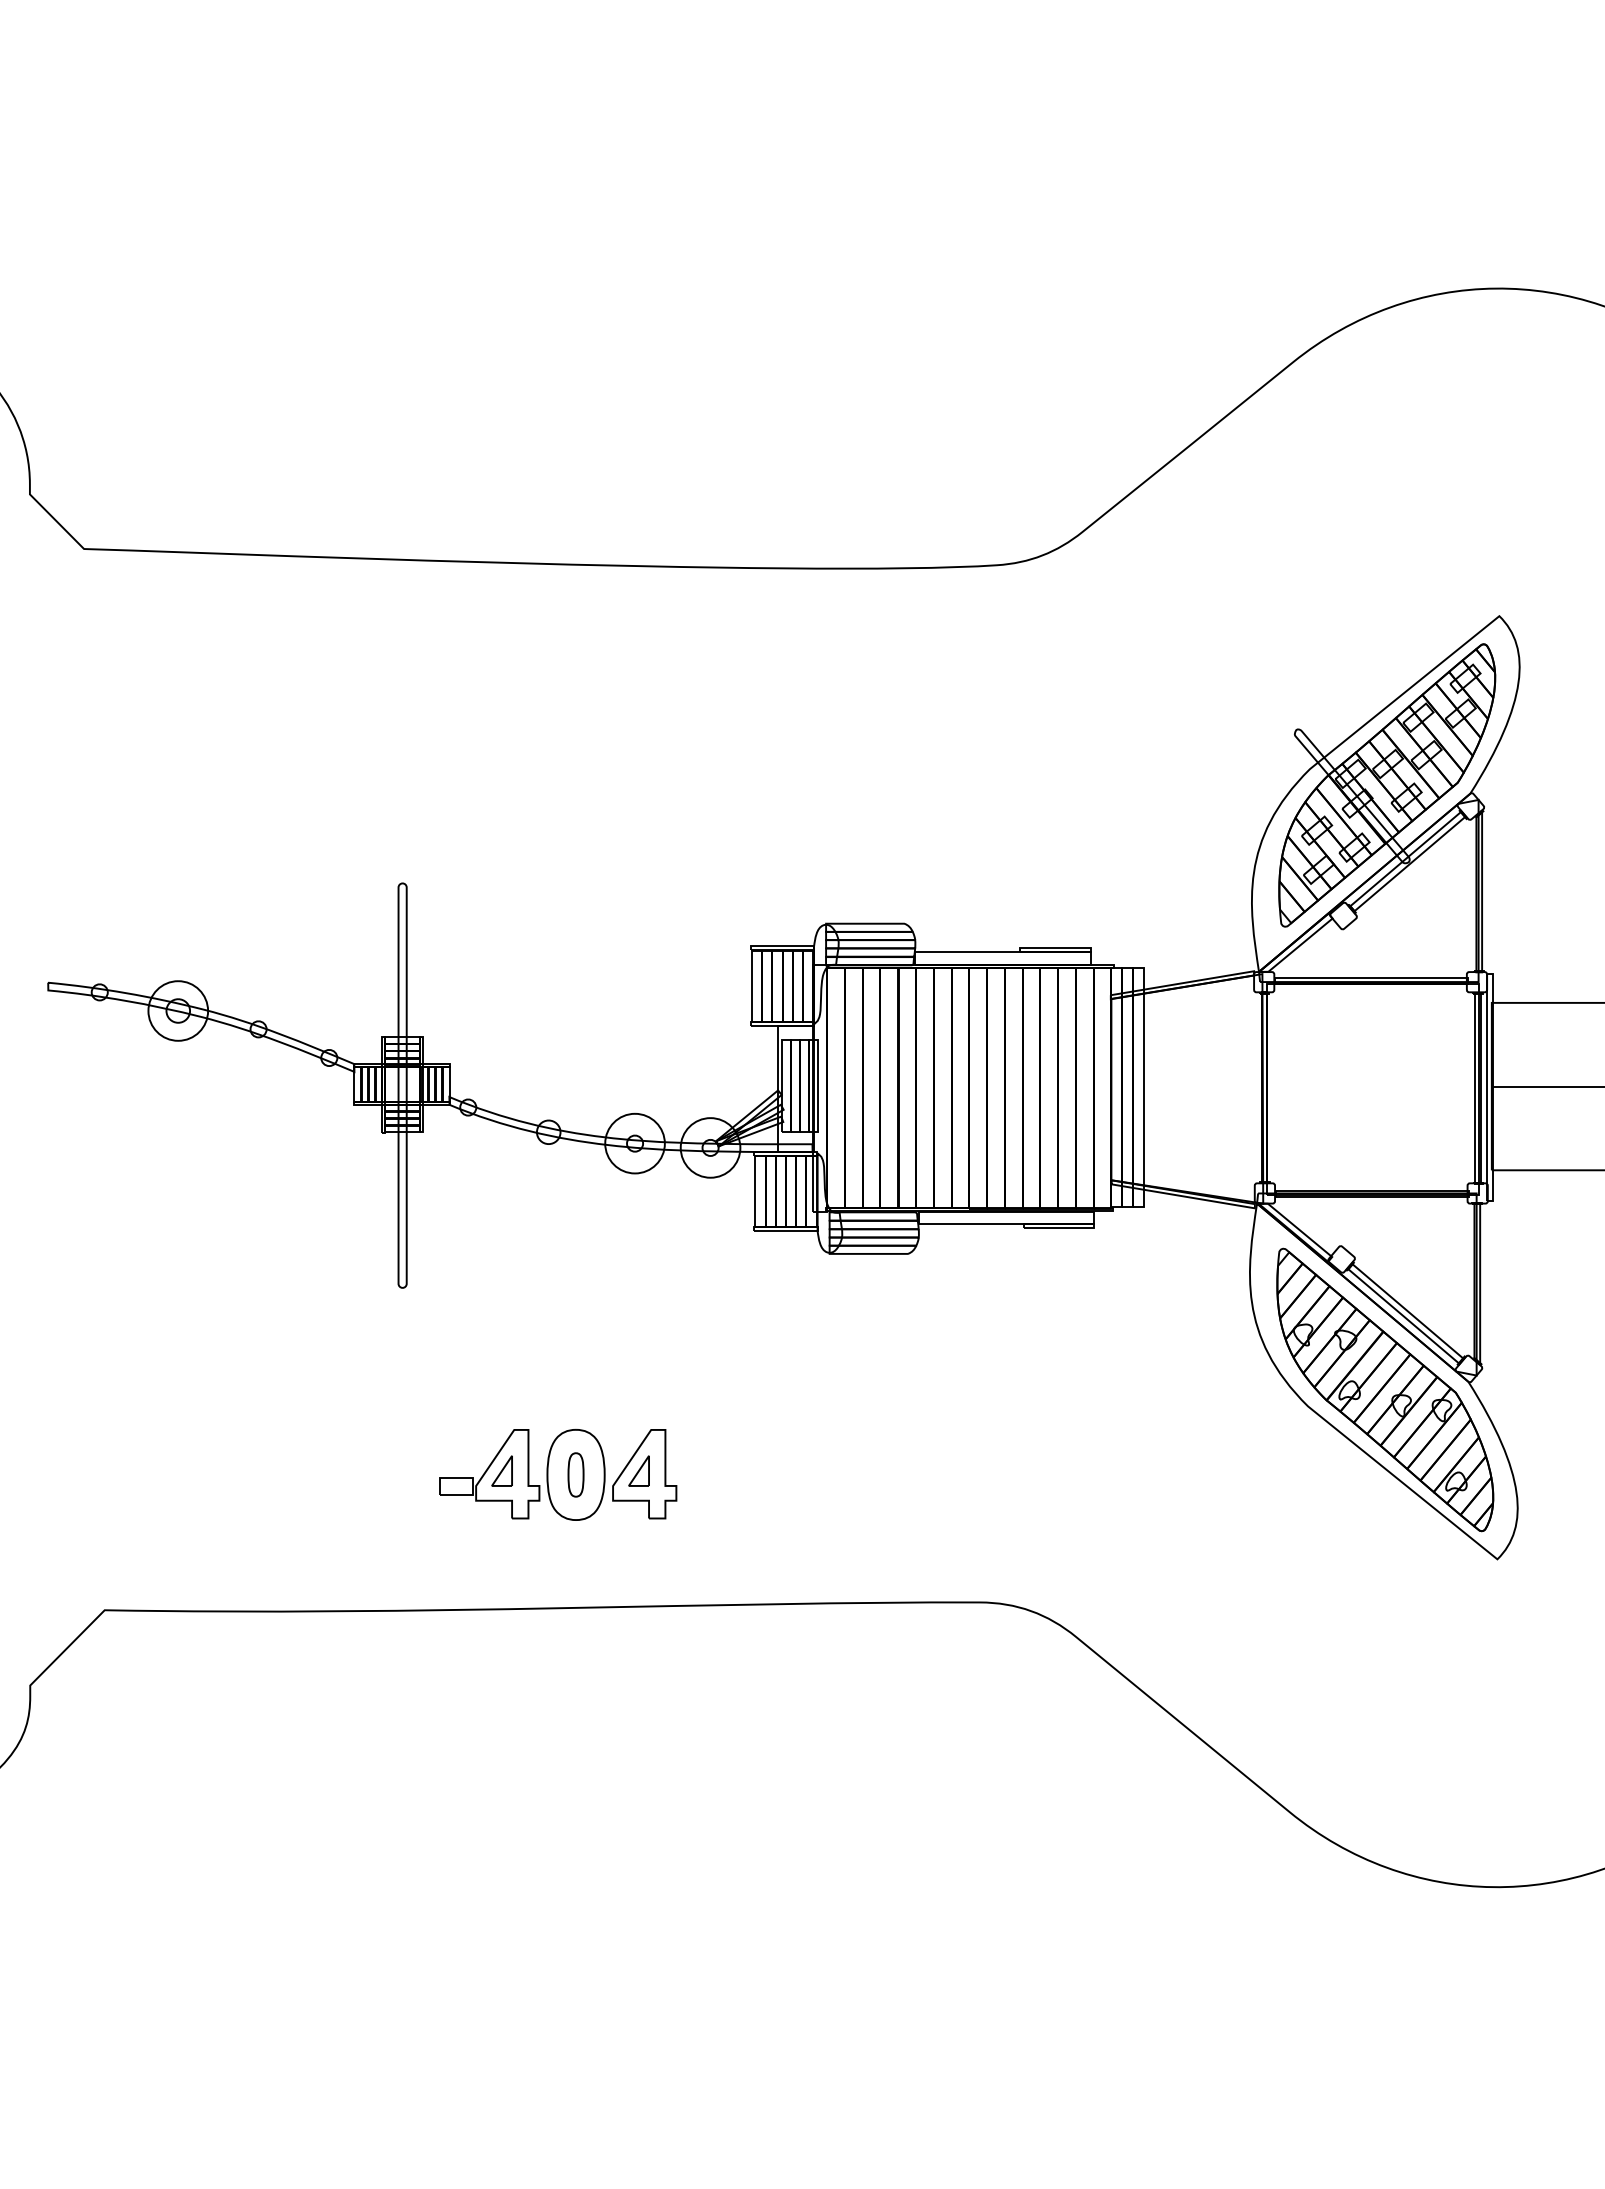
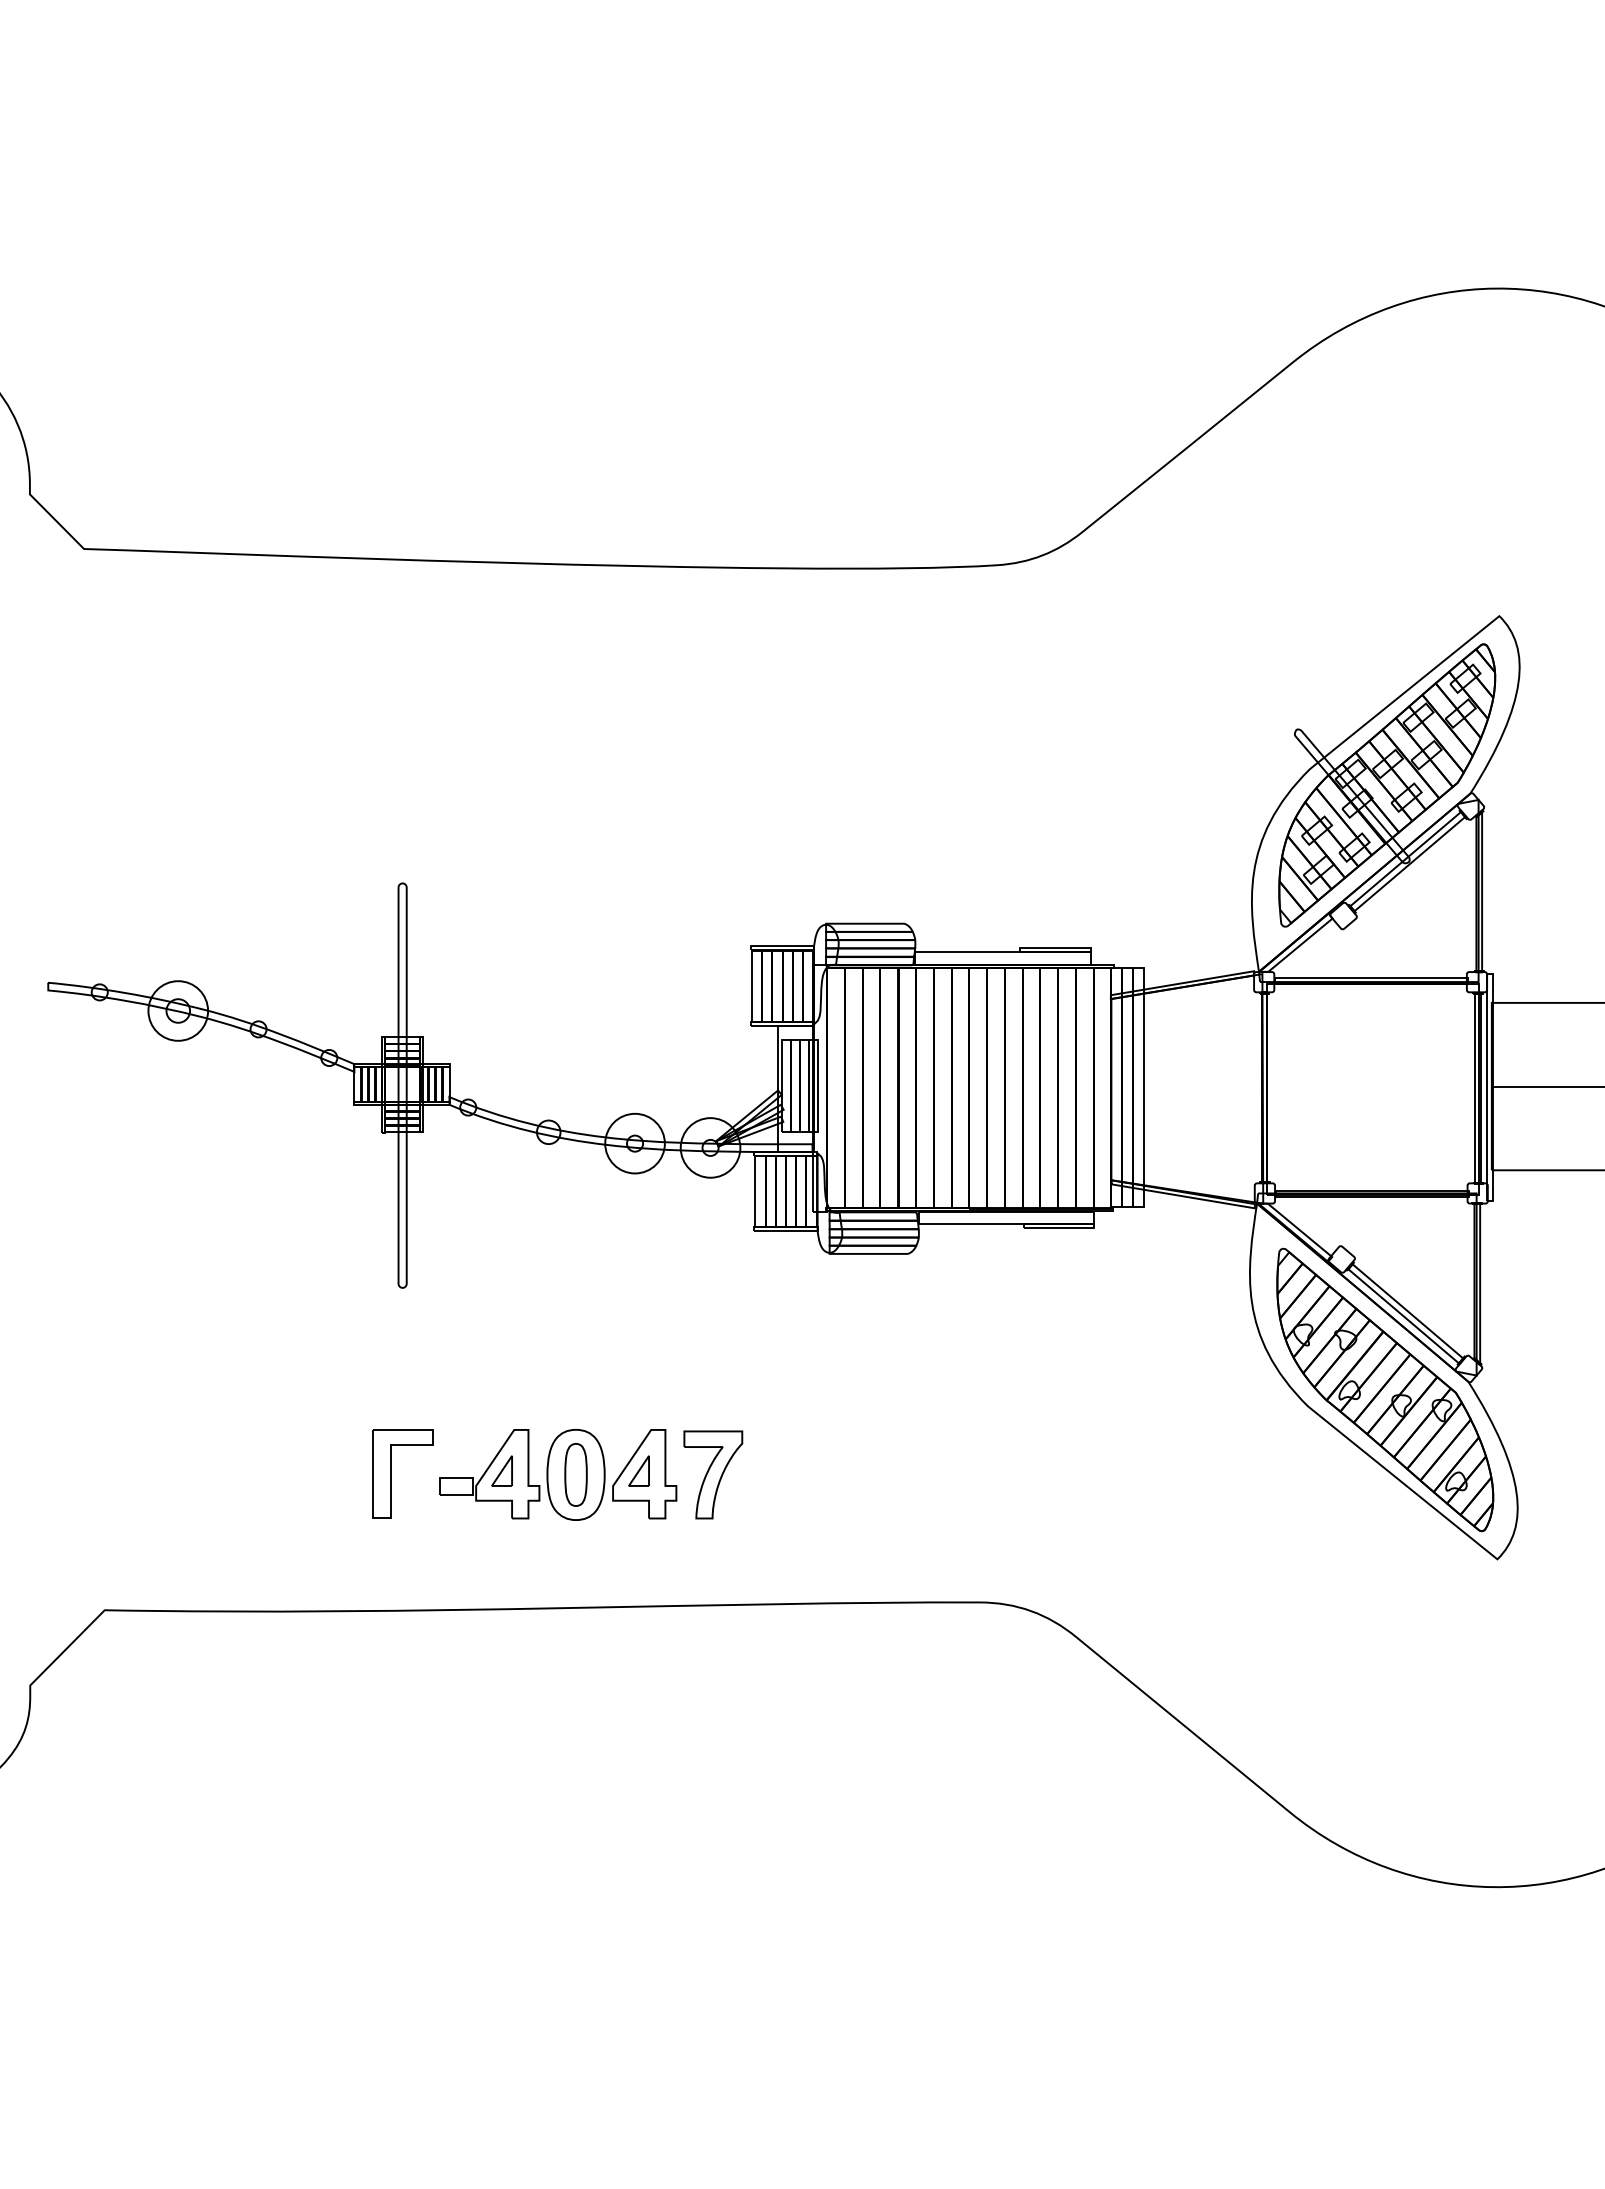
part: none -> present (391, 1473)
part size: 18x46 px -> 24x64 px (575, 1474)
part: none -> present (713, 1474)
